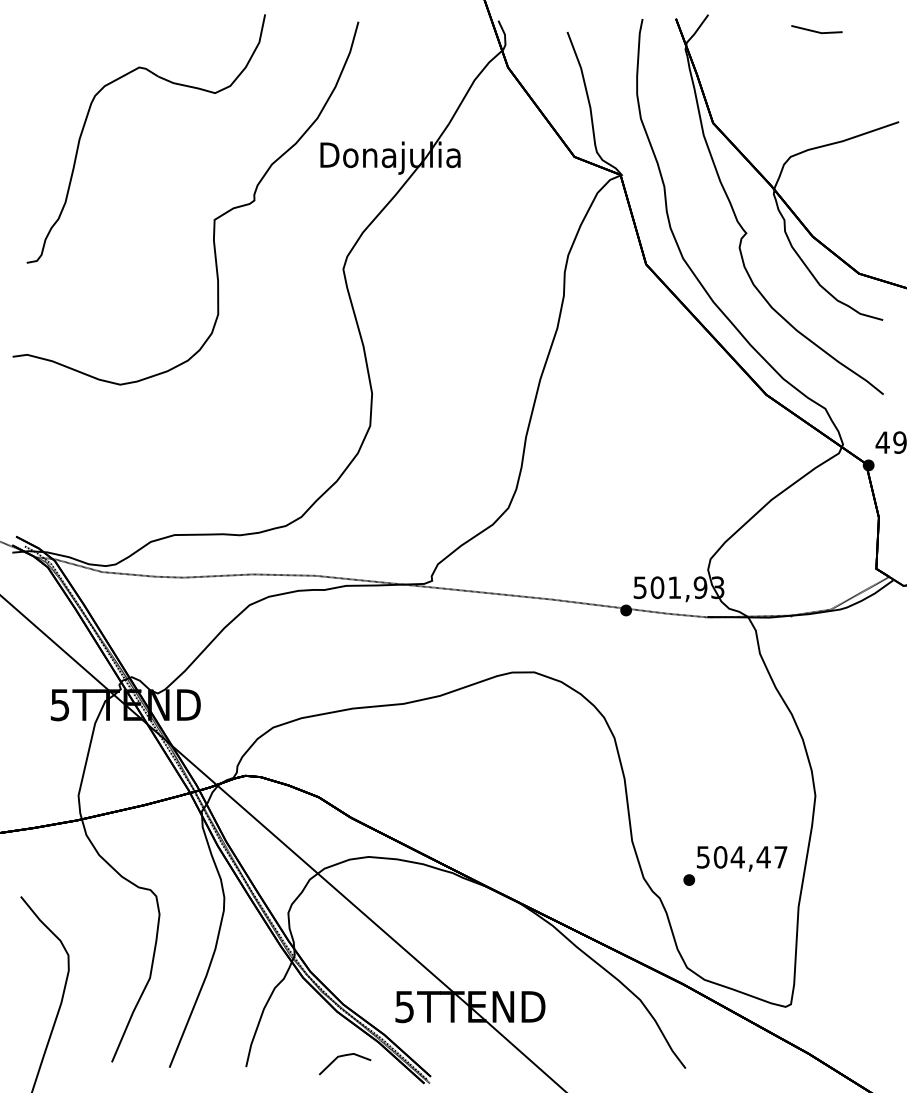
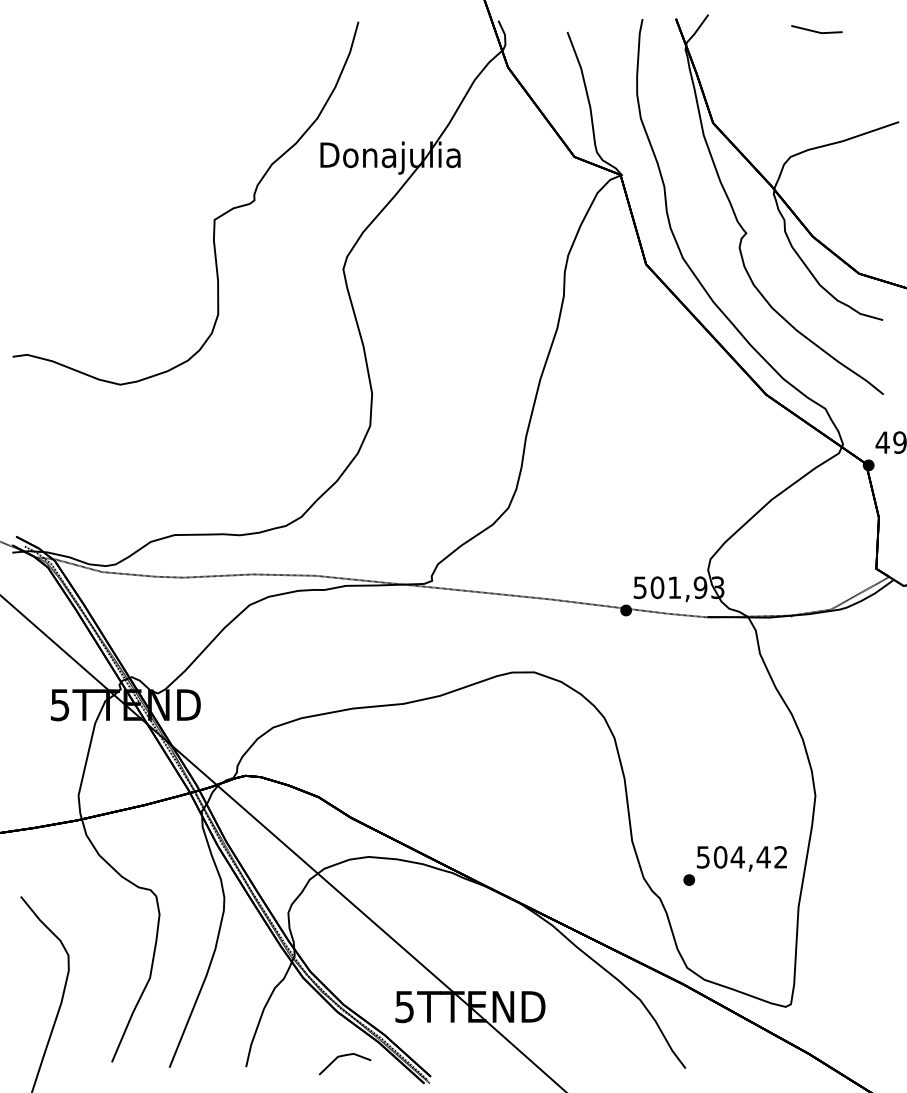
part: present -> none (166, 81)
text: 504,47 -> 504,42 (780, 857)
